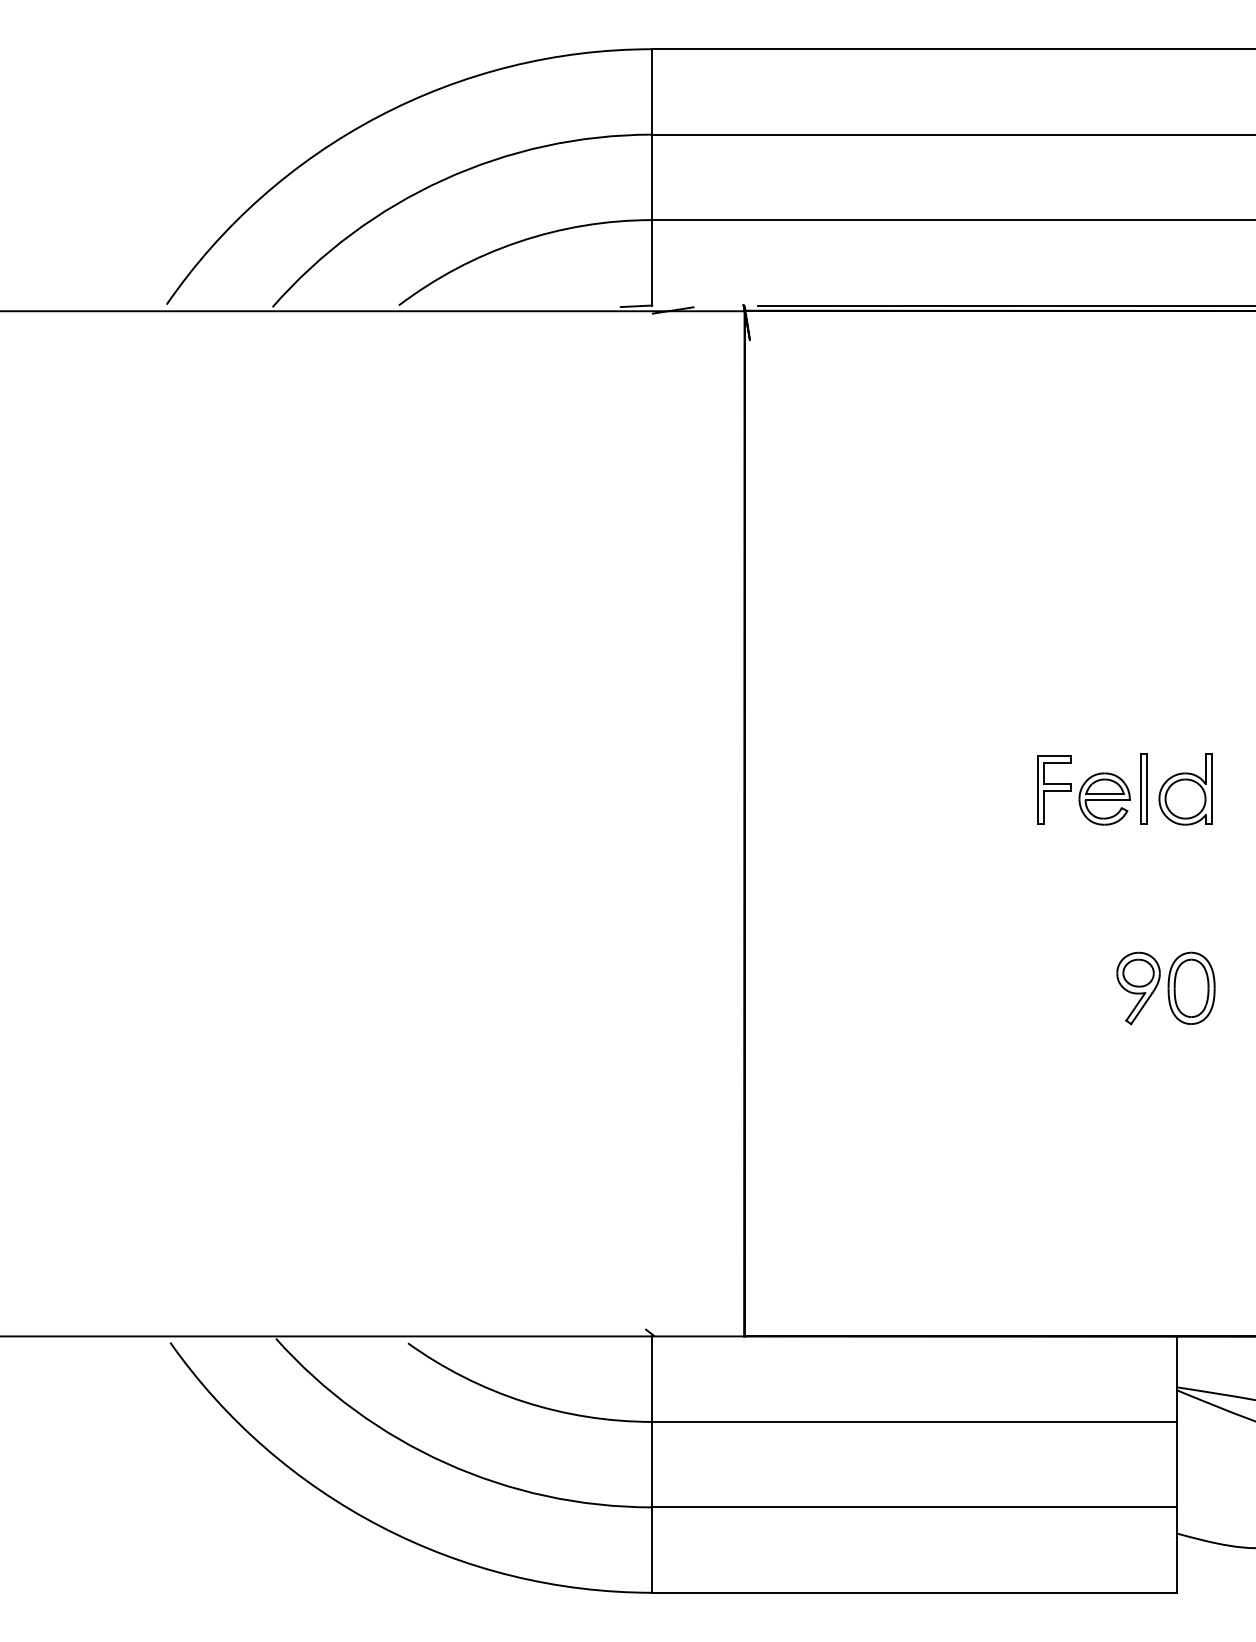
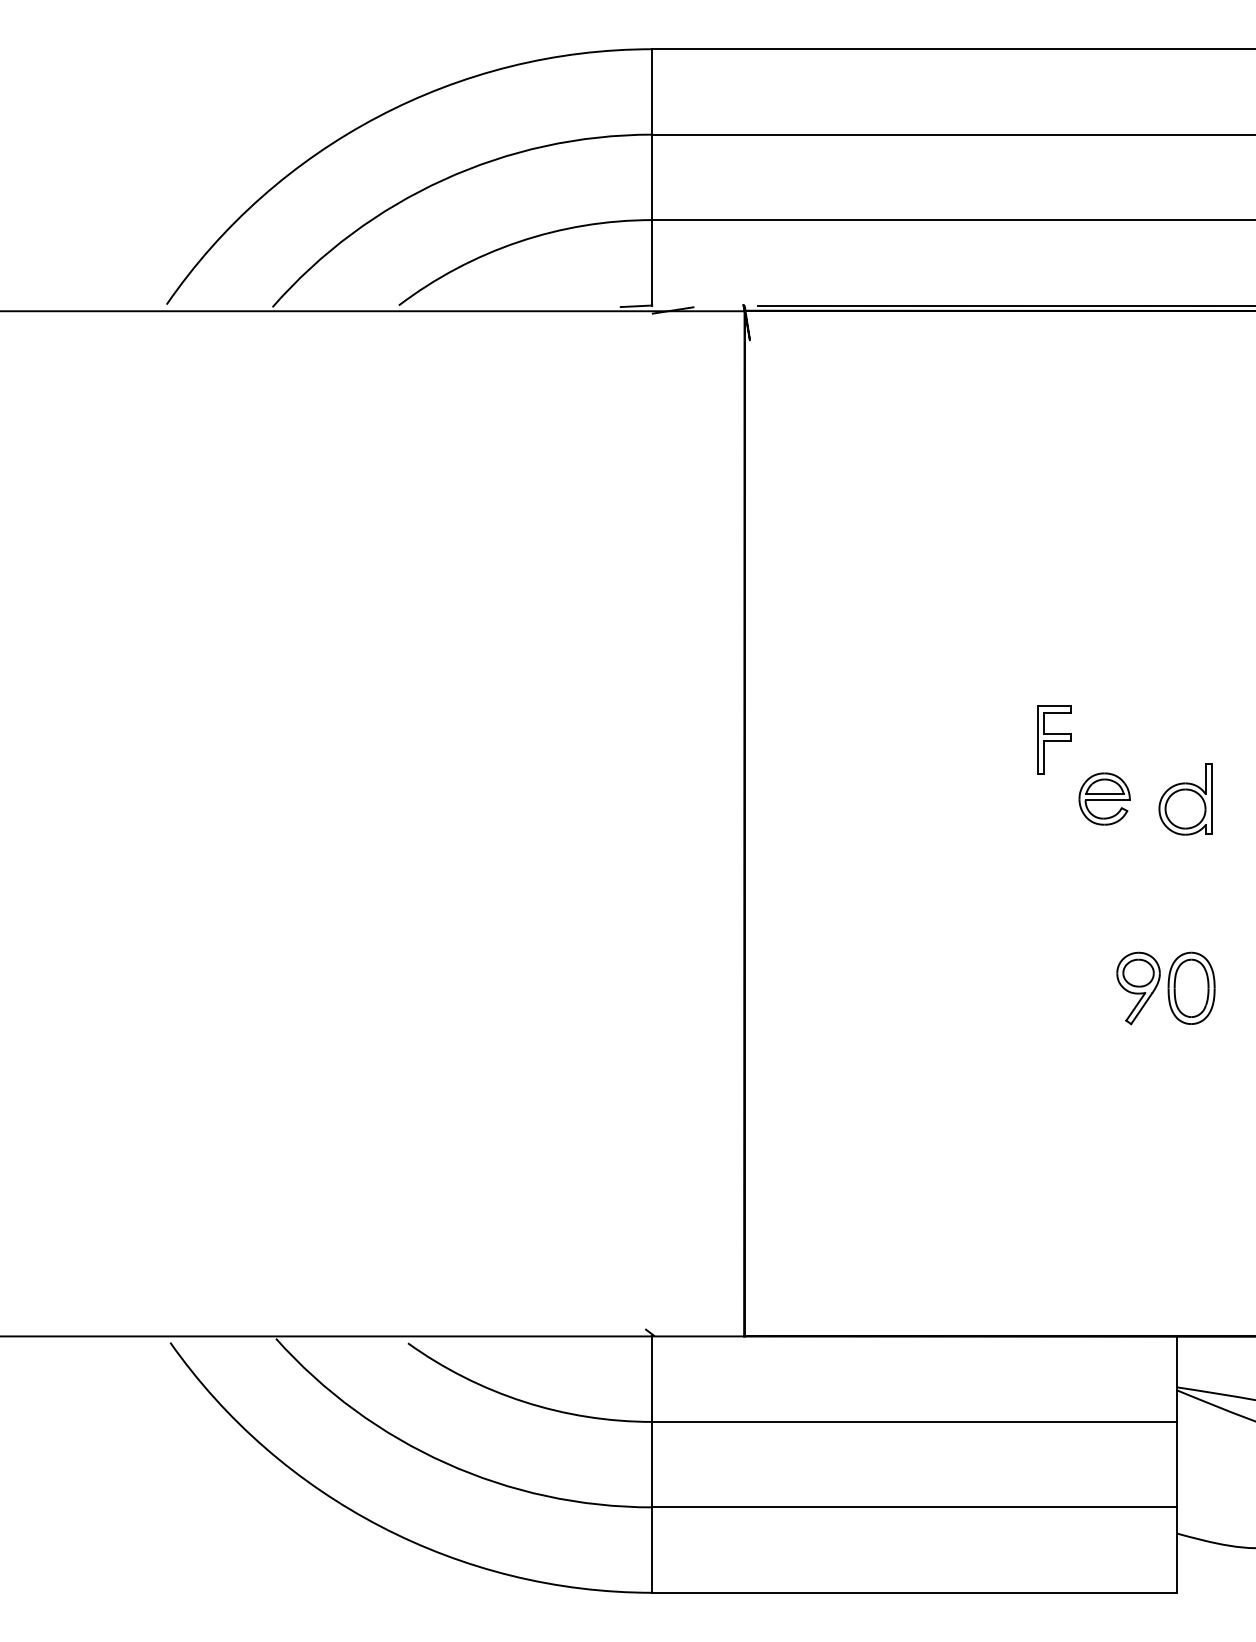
part: present -> none (1143, 788)
part position: (1054, 789) -> (1054, 739) (1054, 739)
part position: (1185, 789) -> (1185, 799) (1185, 799)
